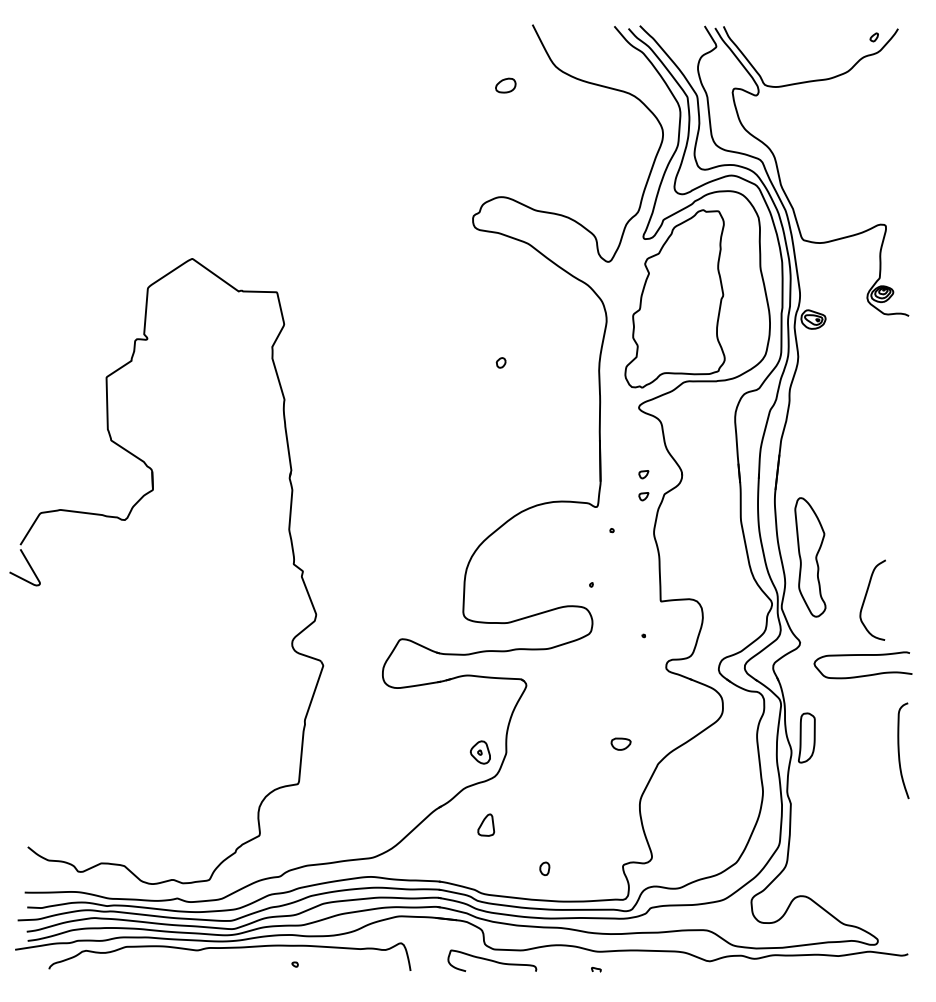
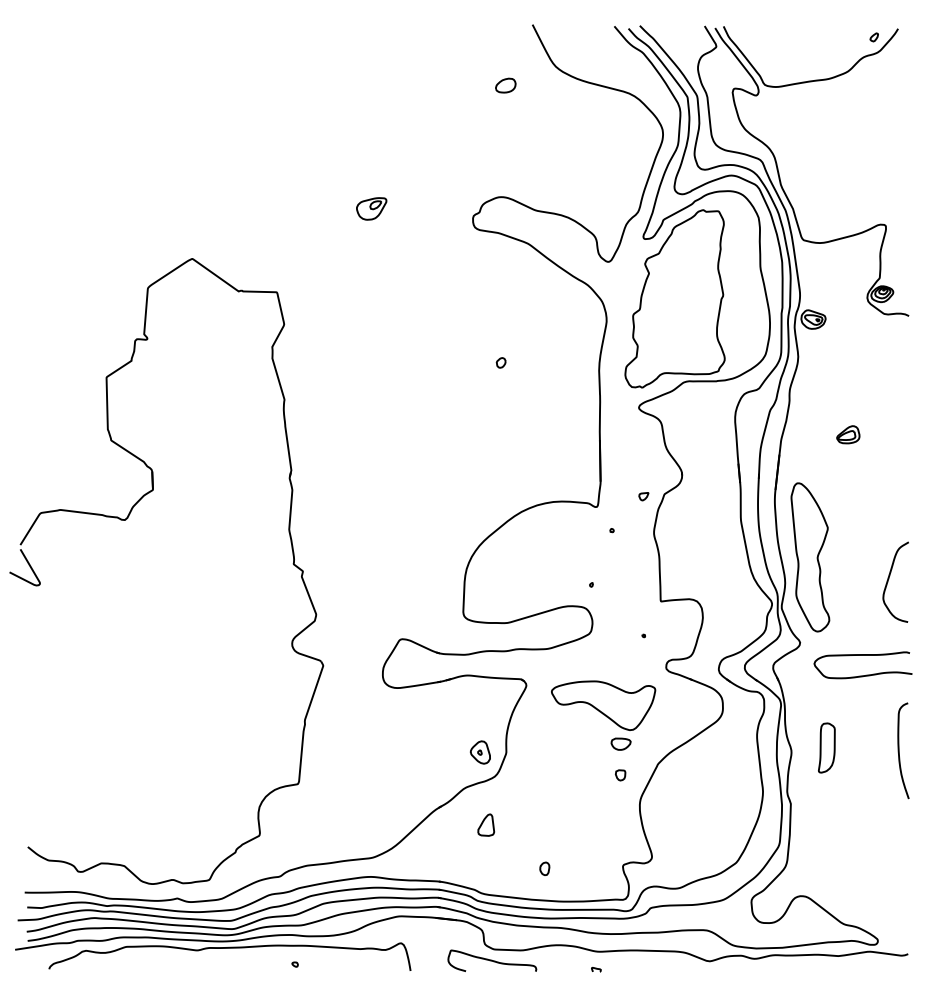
part: none -> present (371, 208)
part: none -> present (848, 434)
part: present -> none (643, 474)
part size: 33x121 px -> 41x151 px (810, 557)
curve position: (866, 597) -> (889, 579) (889, 579)
part: none -> present (603, 705)
part position: (806, 737) -> (826, 747) (826, 747)
part: none -> present (620, 775)
